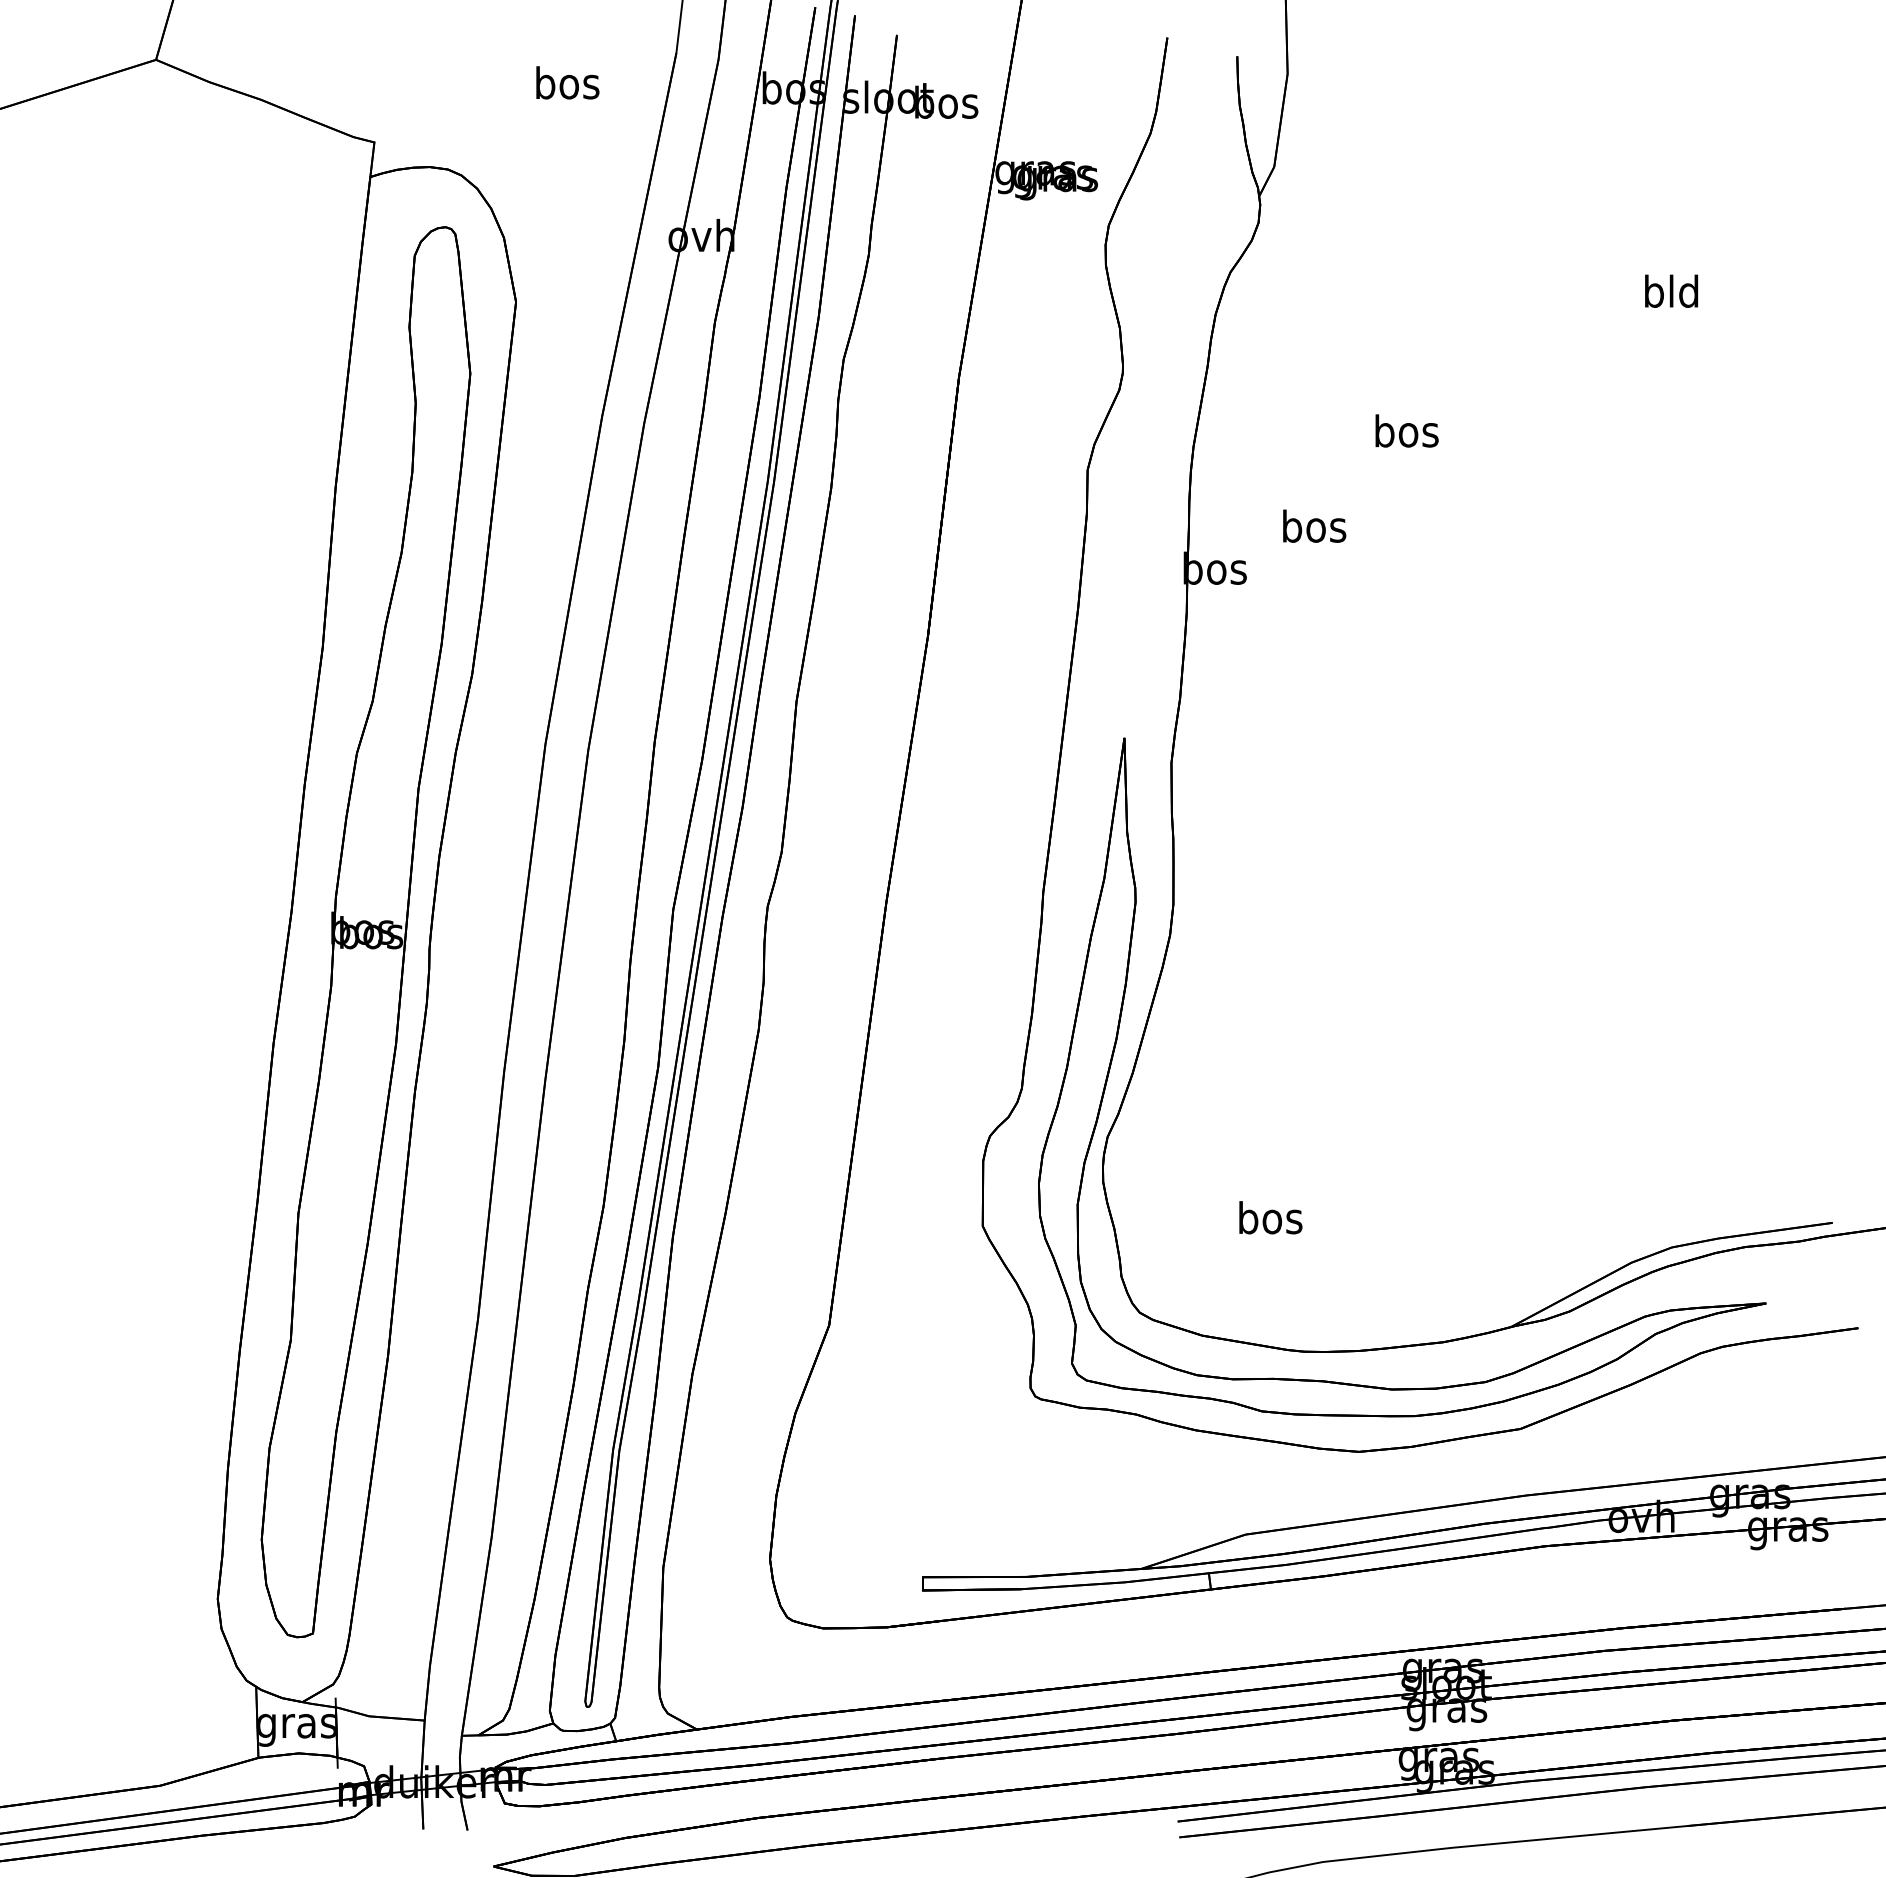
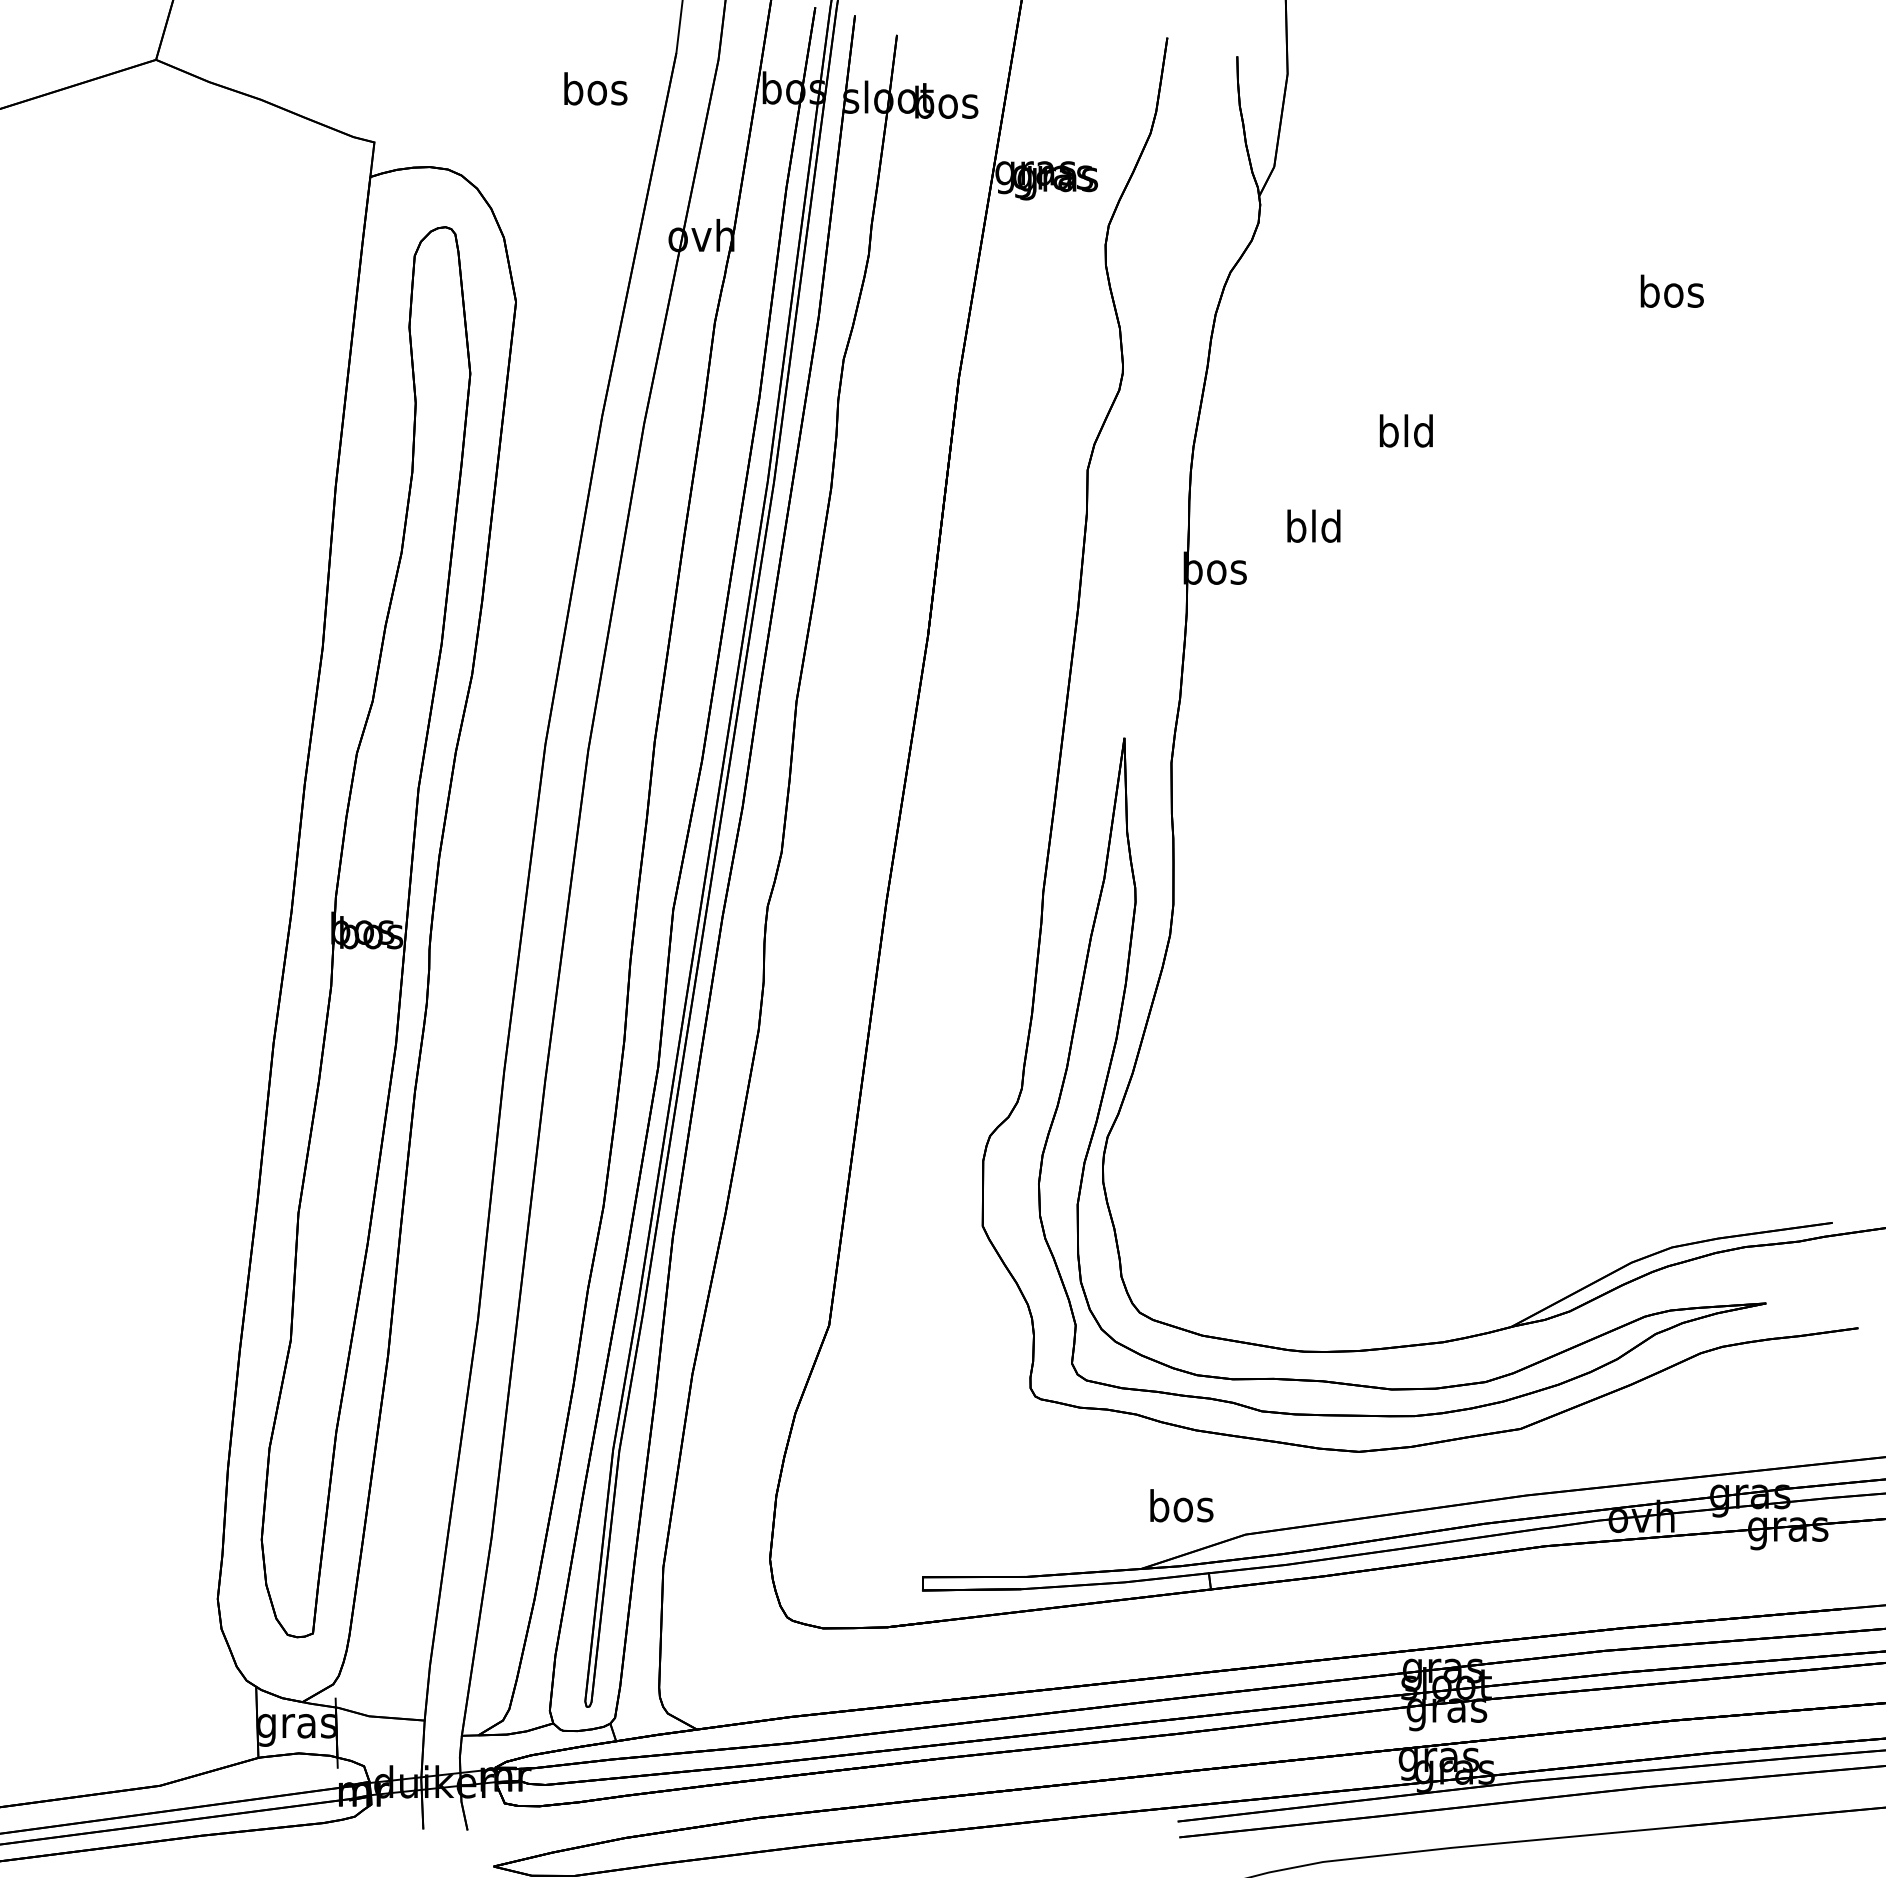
text position: (567, 82) -> (595, 88) (595, 88)
text: bld -> bos (1671, 290)
text: bos -> bld (1406, 430)
text: bos -> bld (1314, 525)
text position: (1270, 1217) -> (1181, 1505) (1181, 1505)
